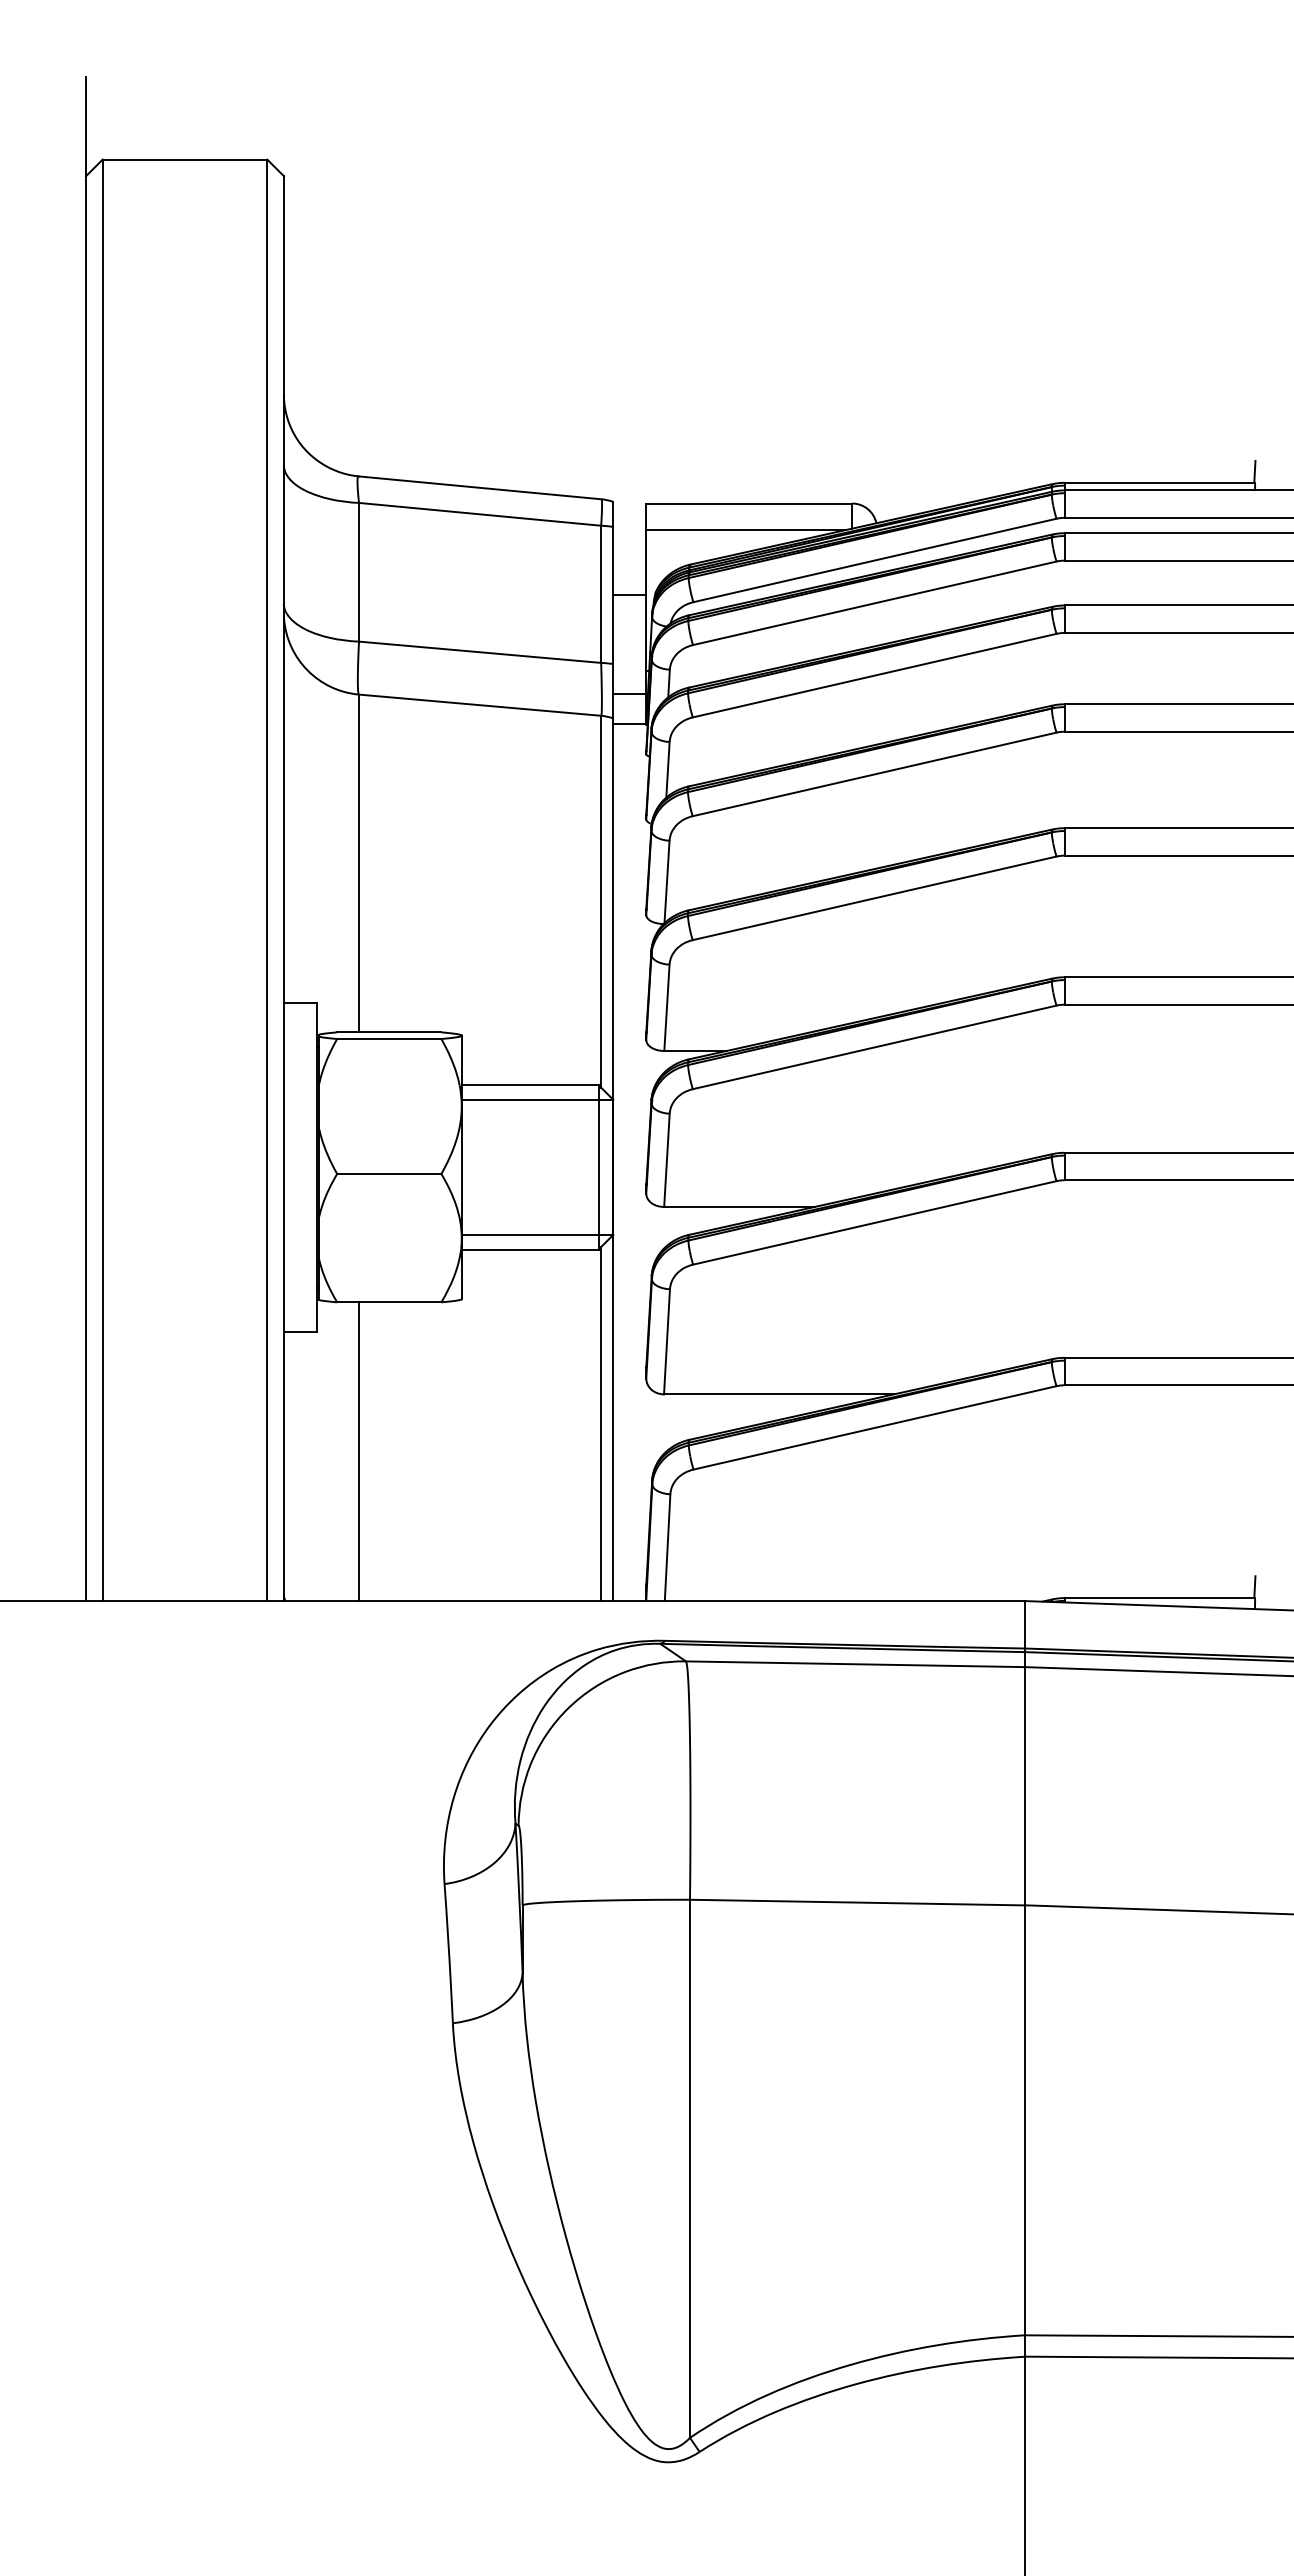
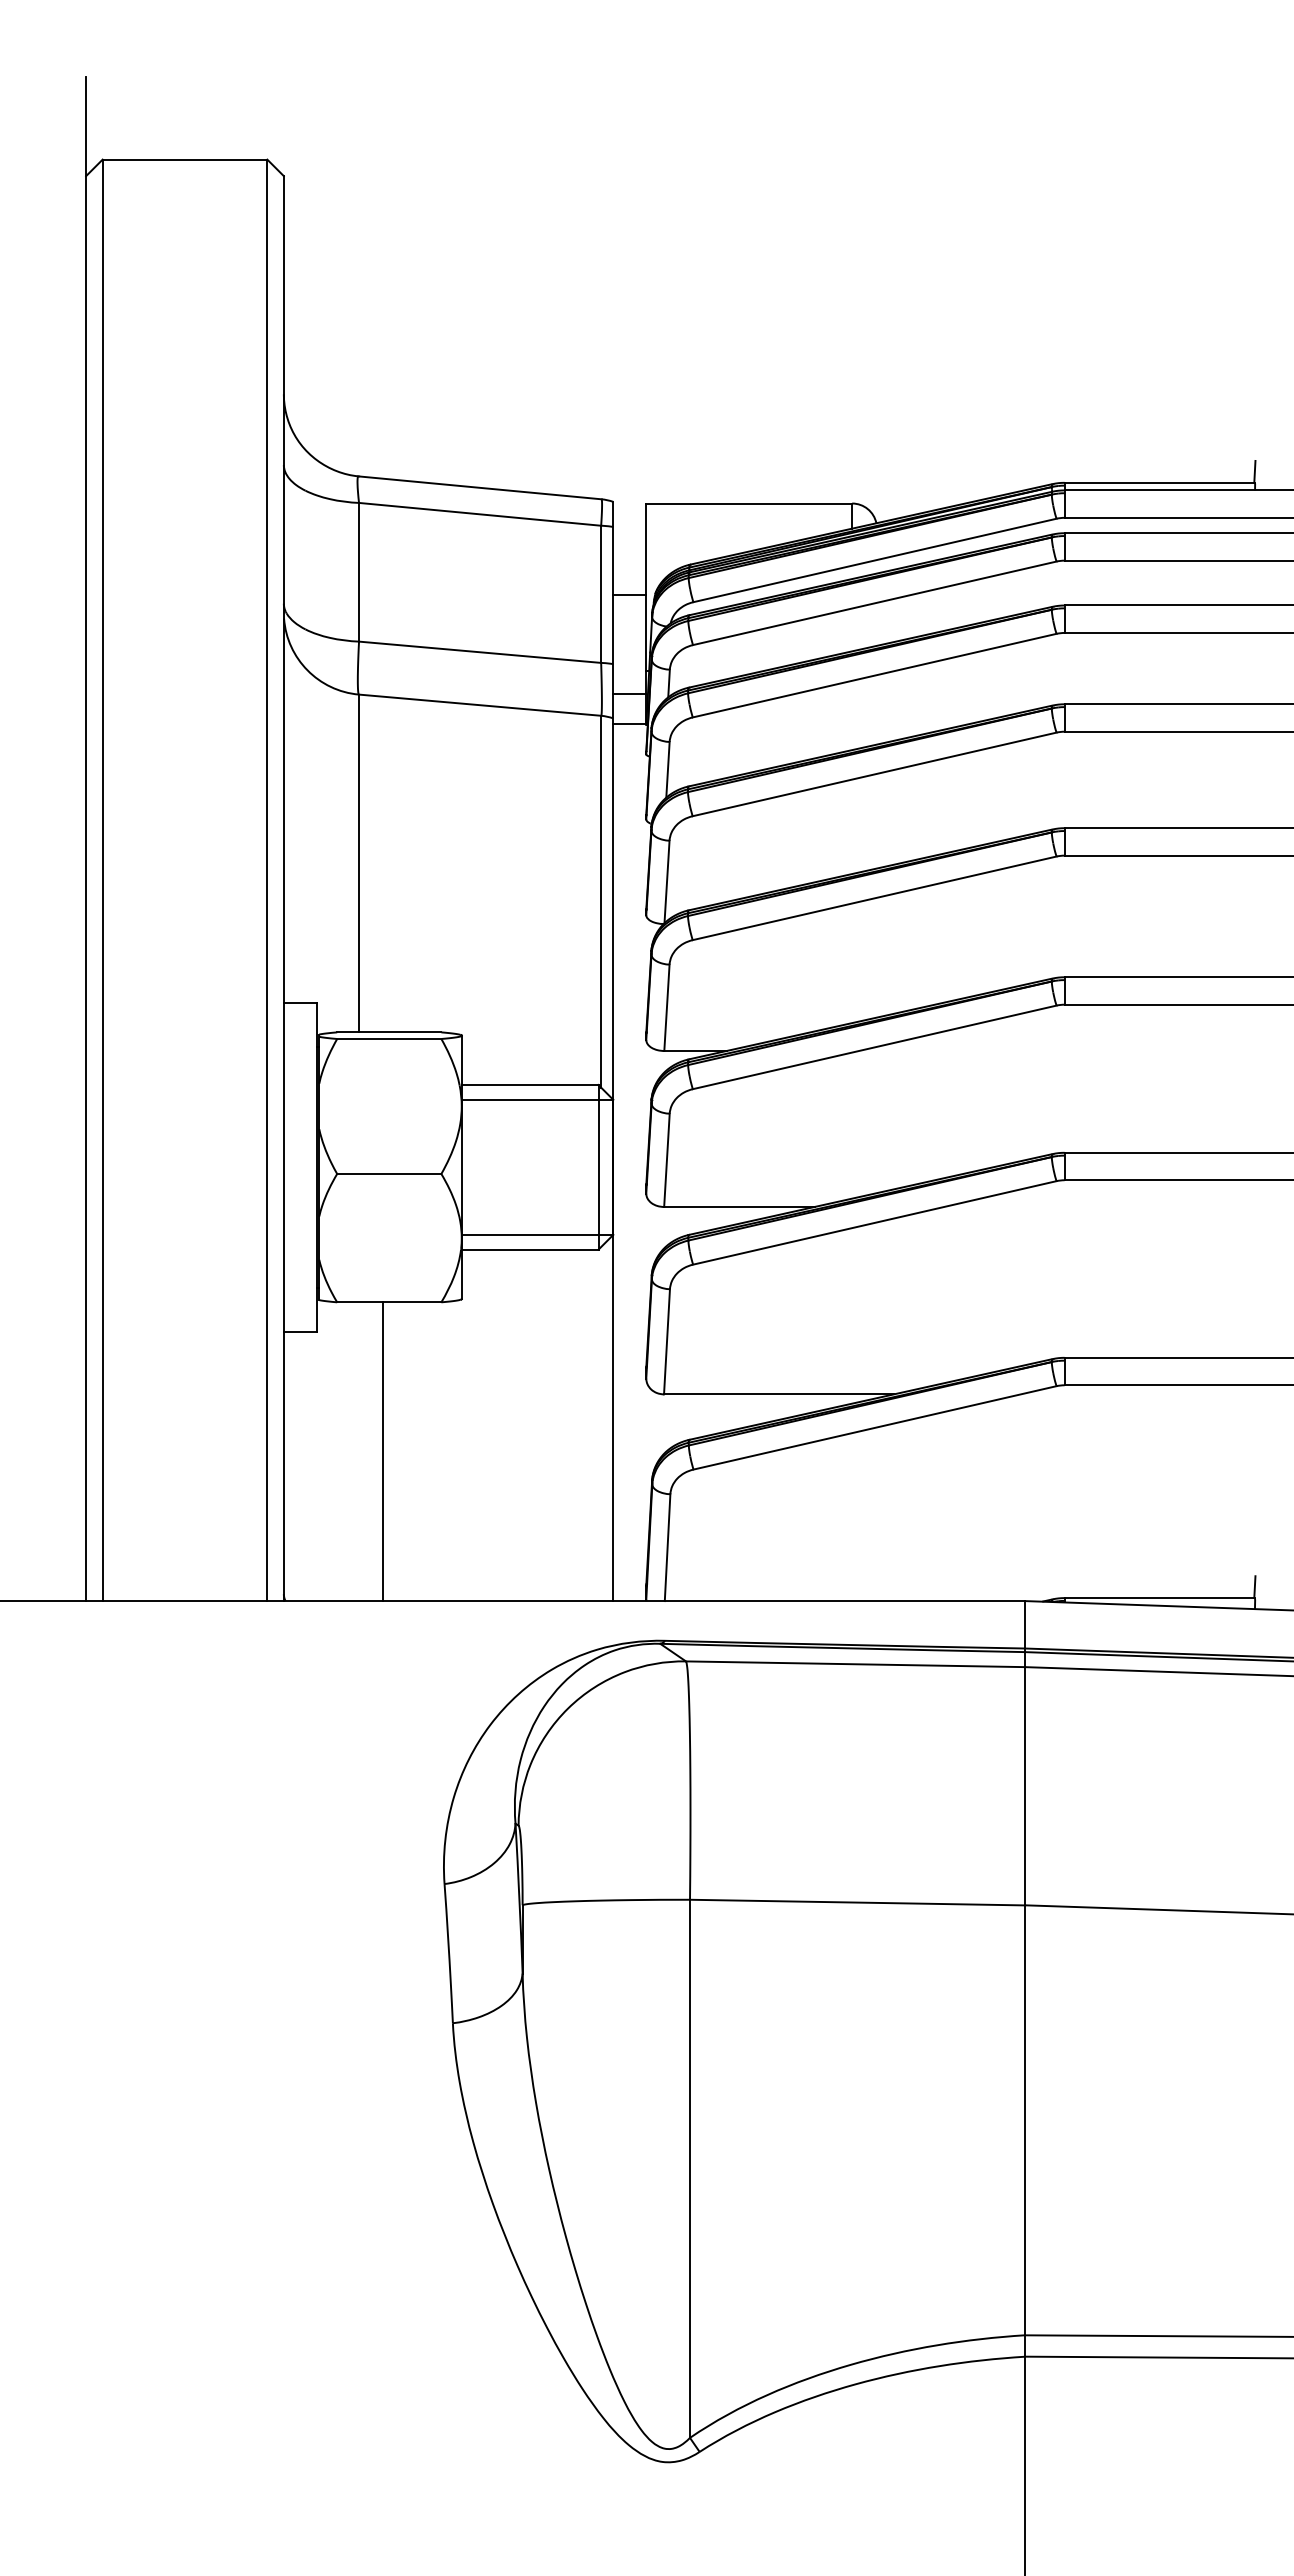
line: present -> none (745, 530)
line: present -> none (601, 1424)
line position: (359, 1451) -> (383, 1451) (383, 1451)
